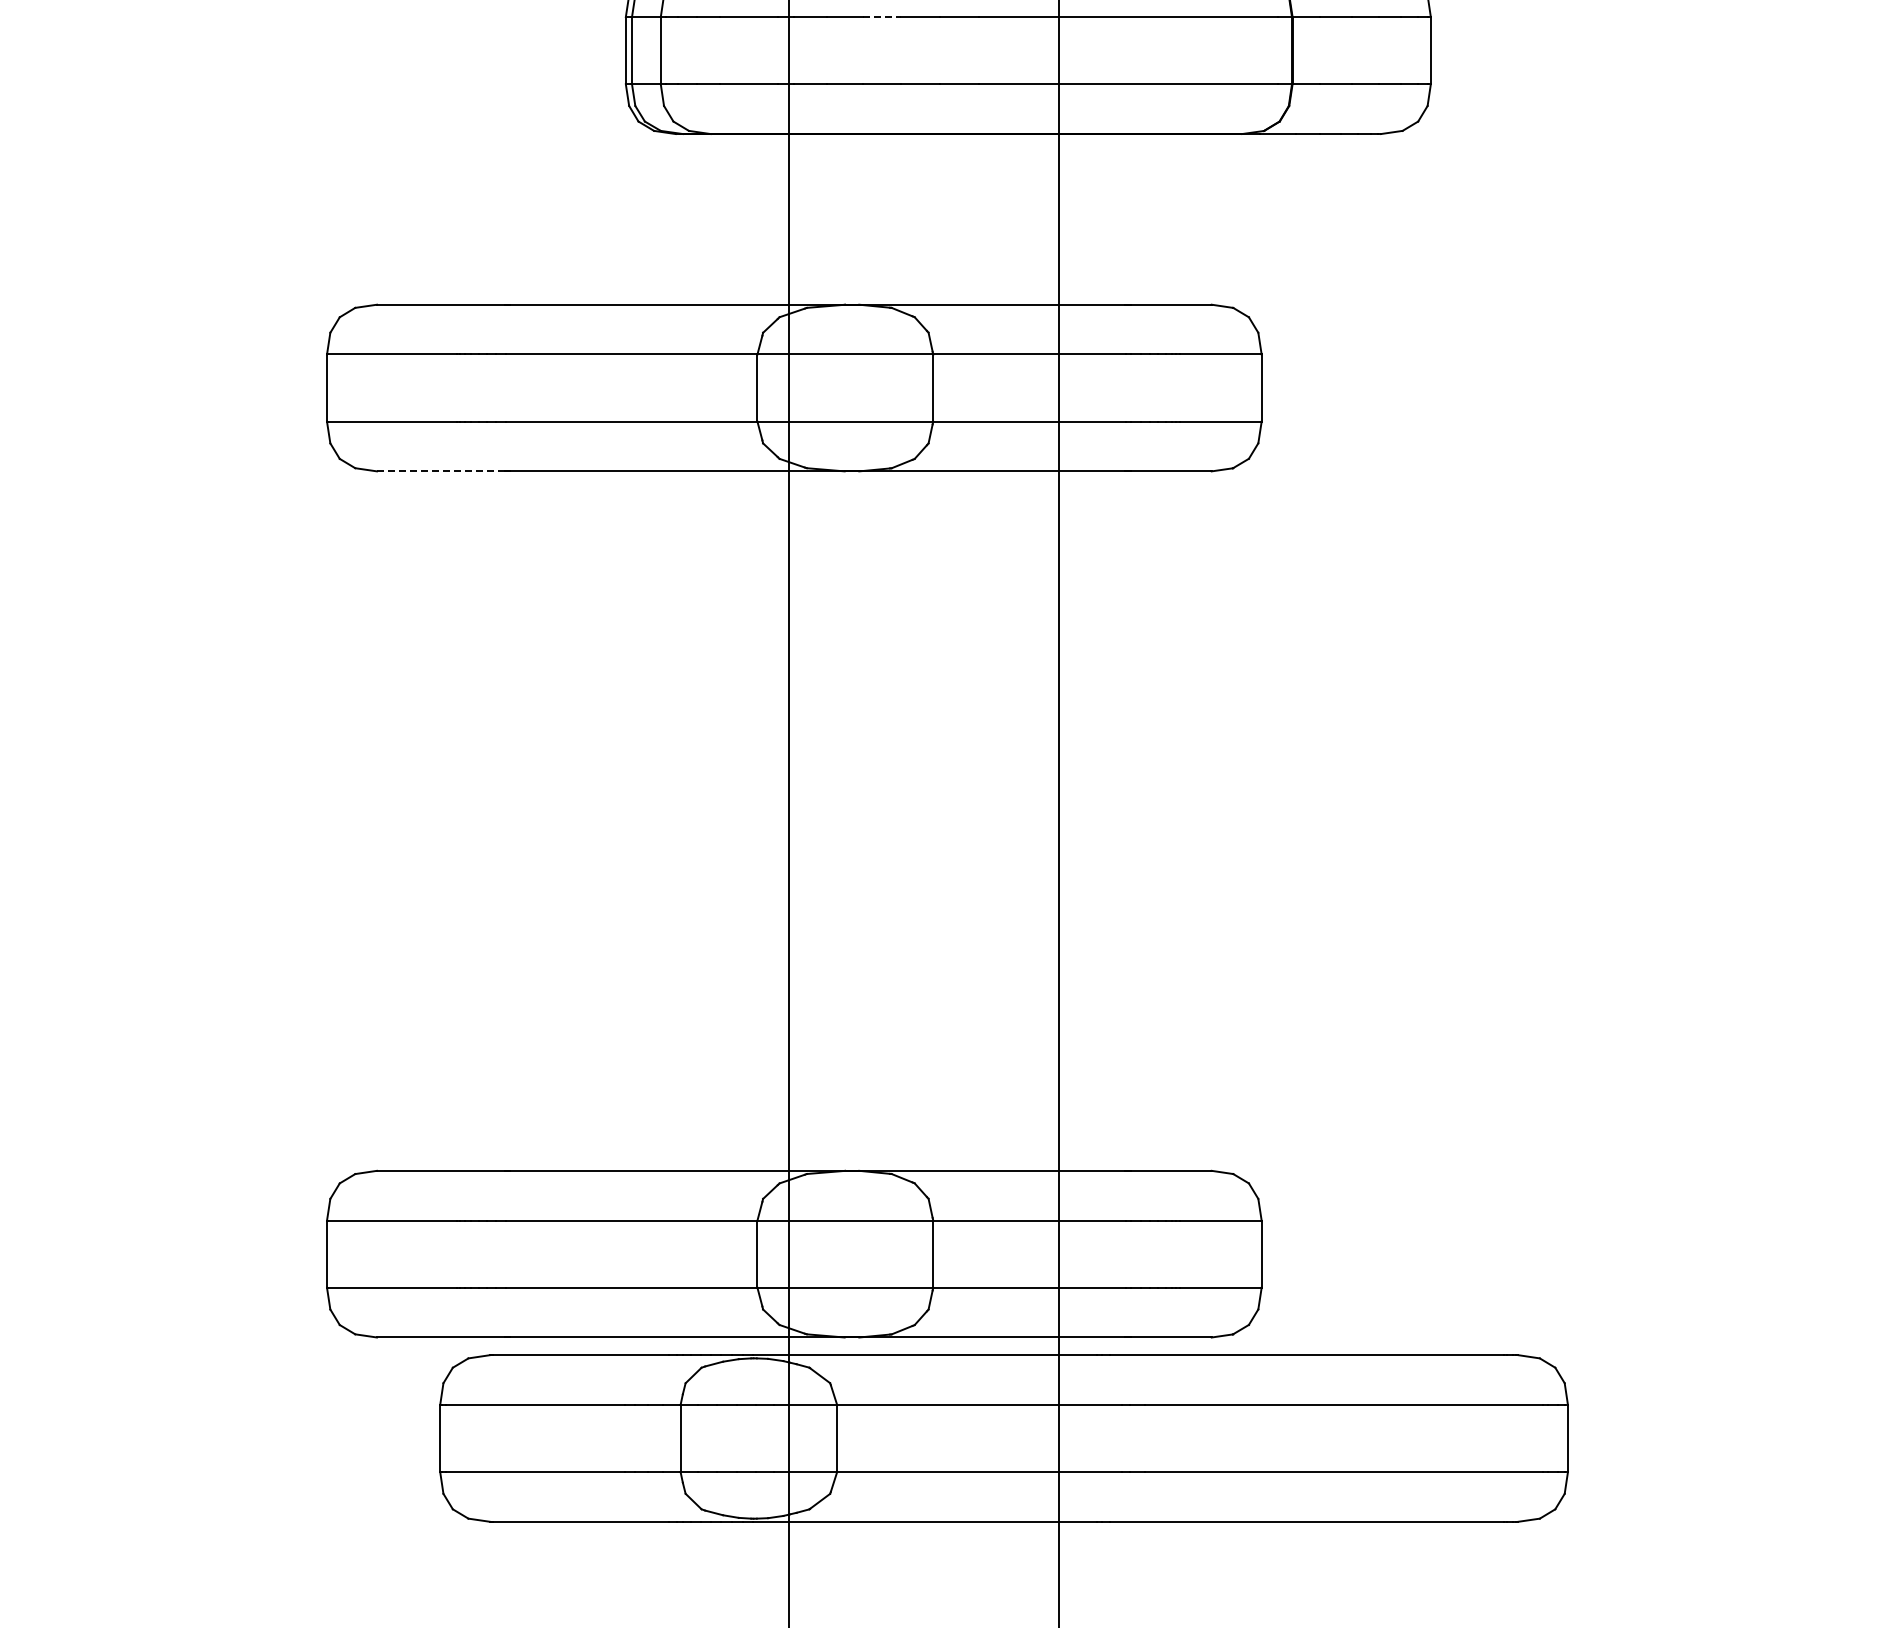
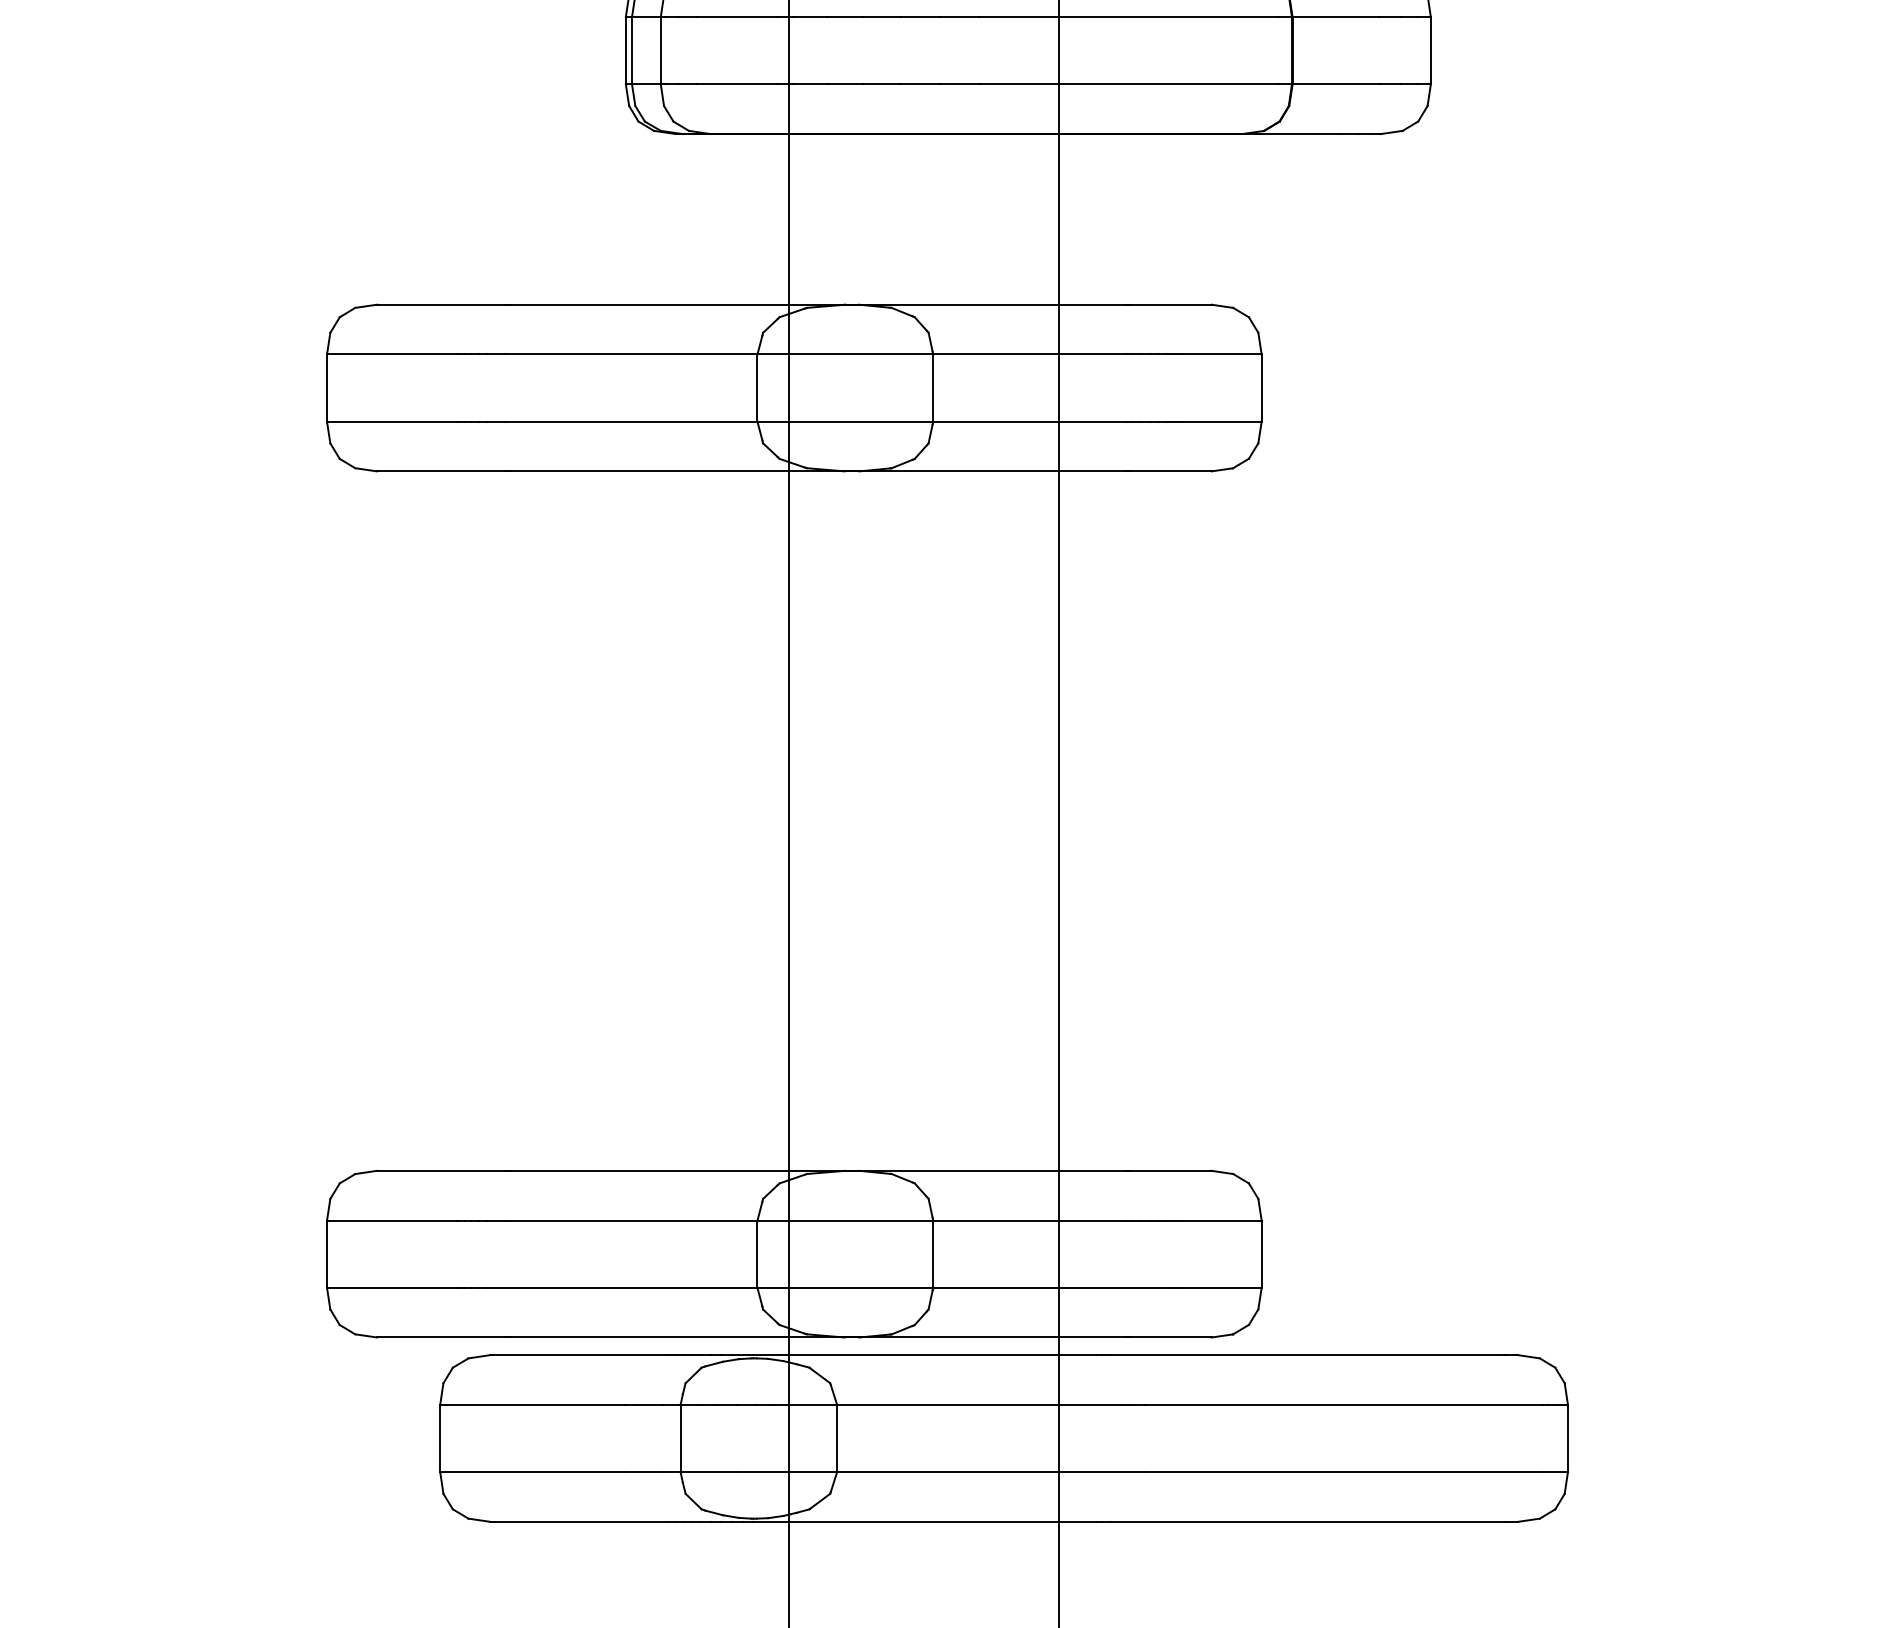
line: dashed -> solid (882, 17)
line: dashed -> solid (440, 471)
